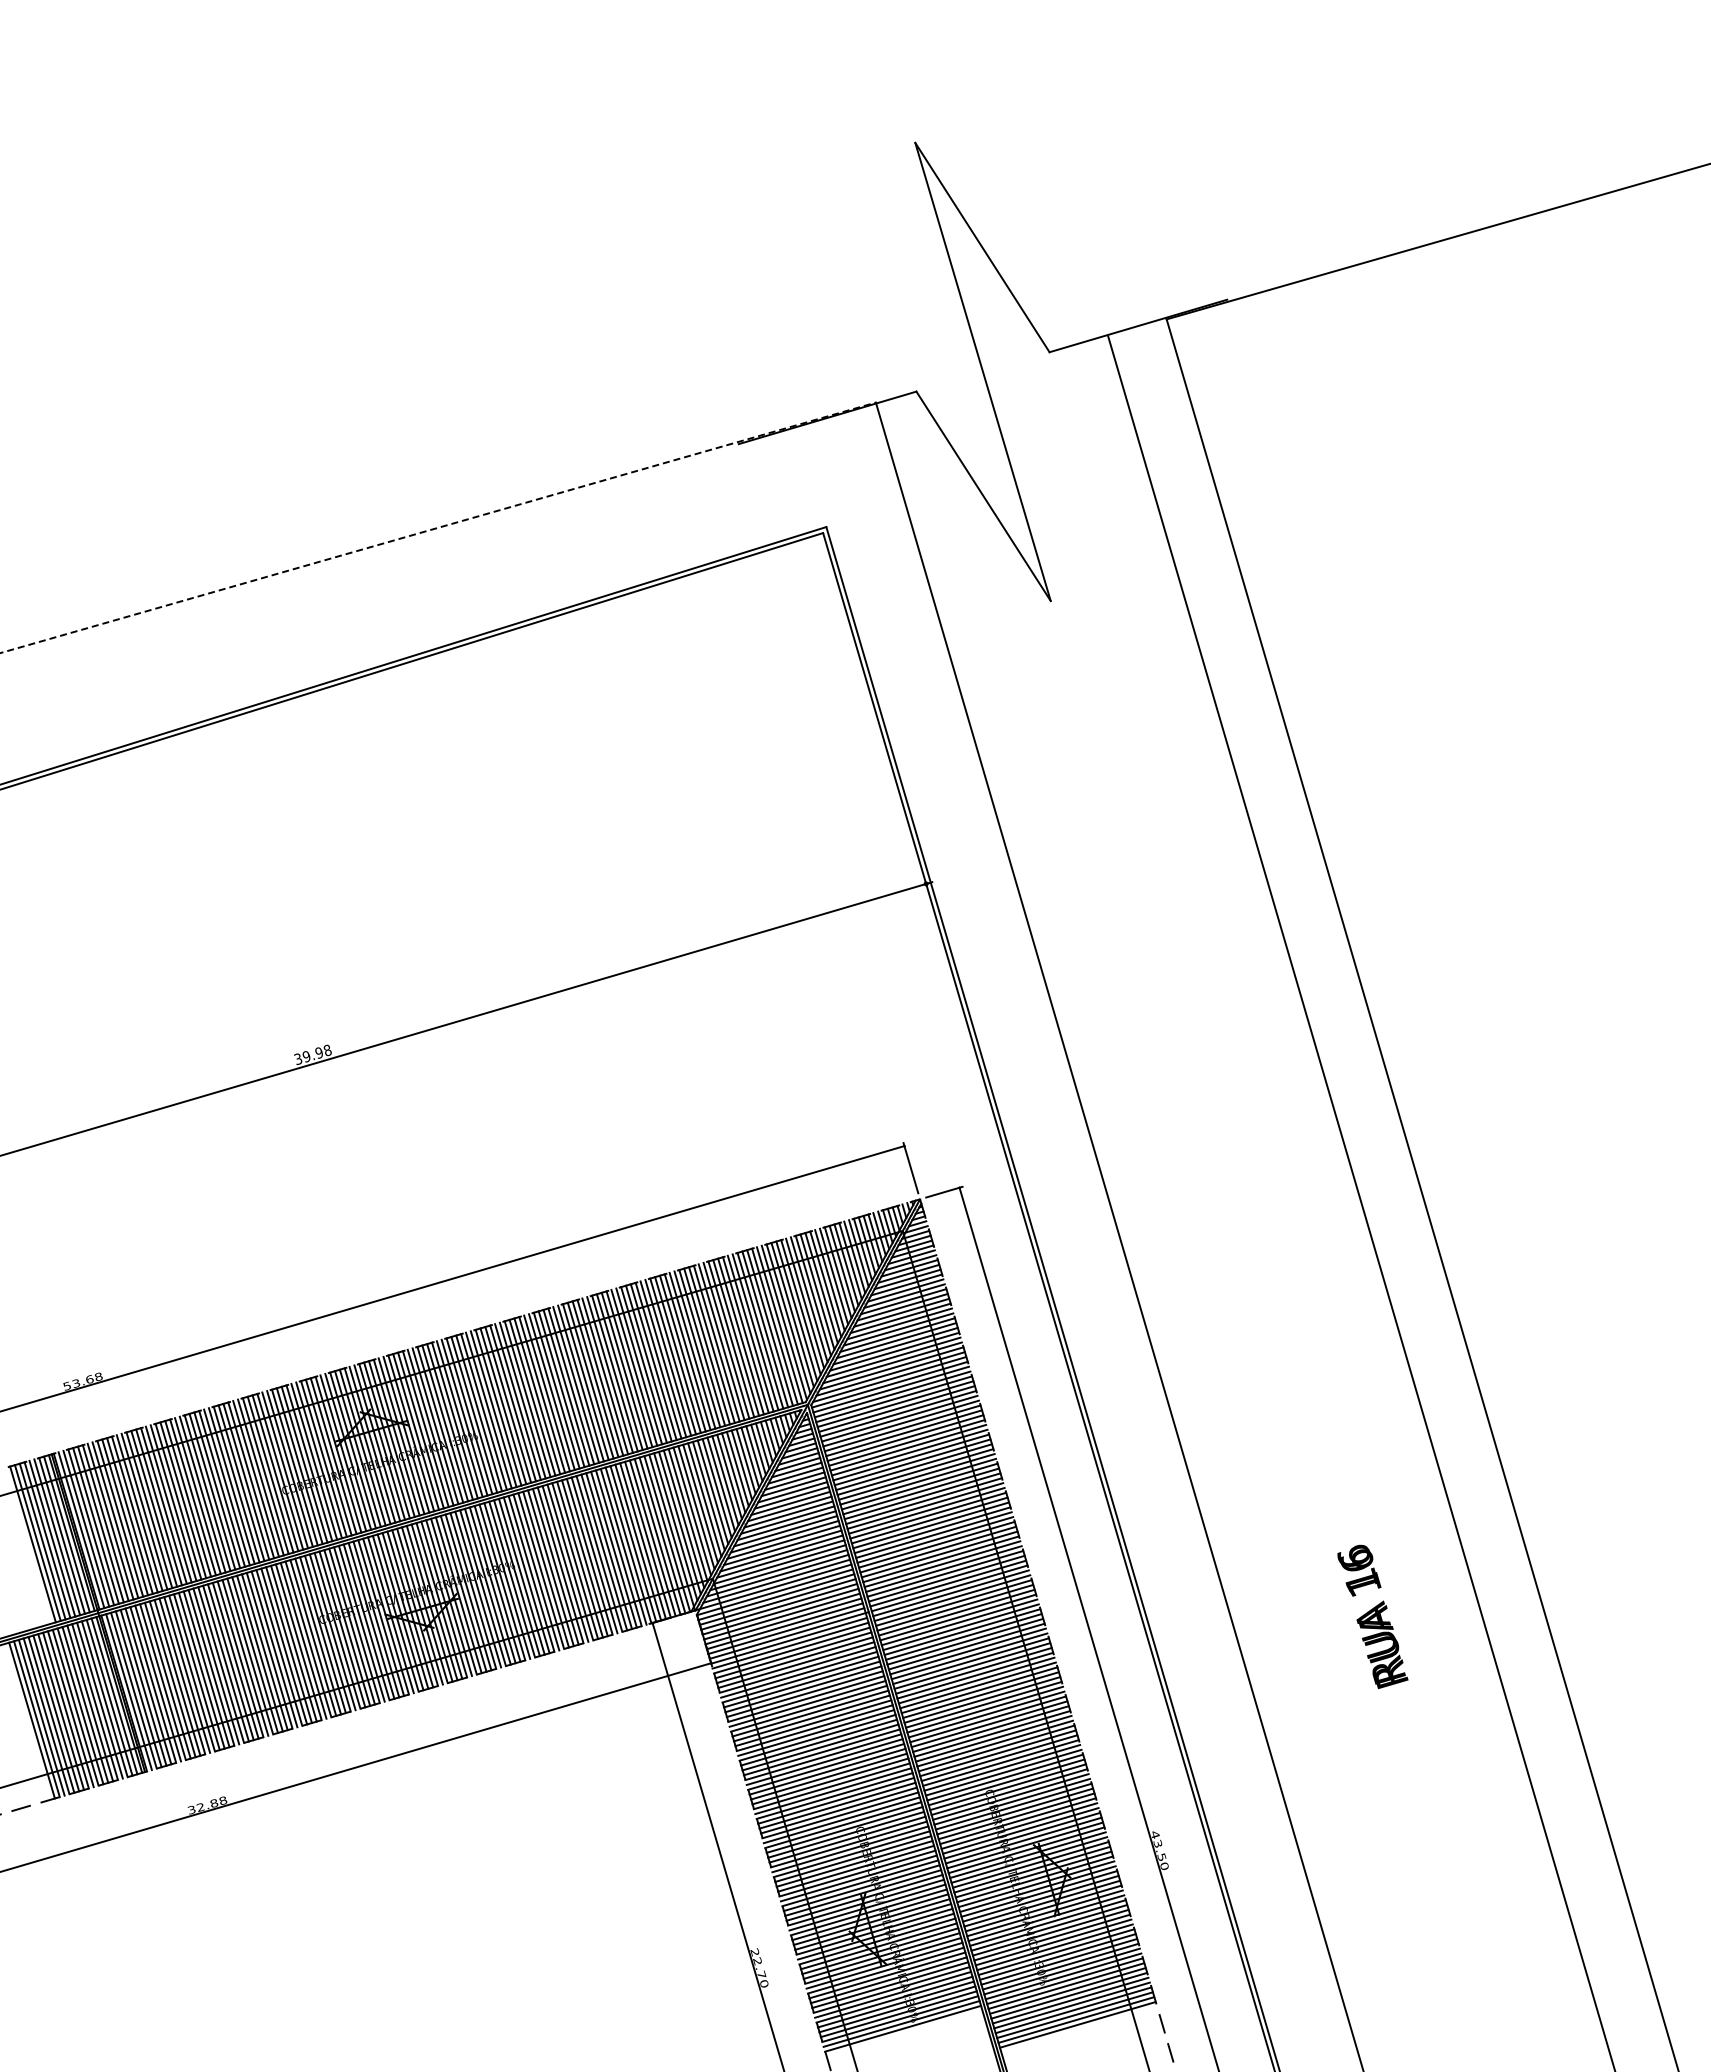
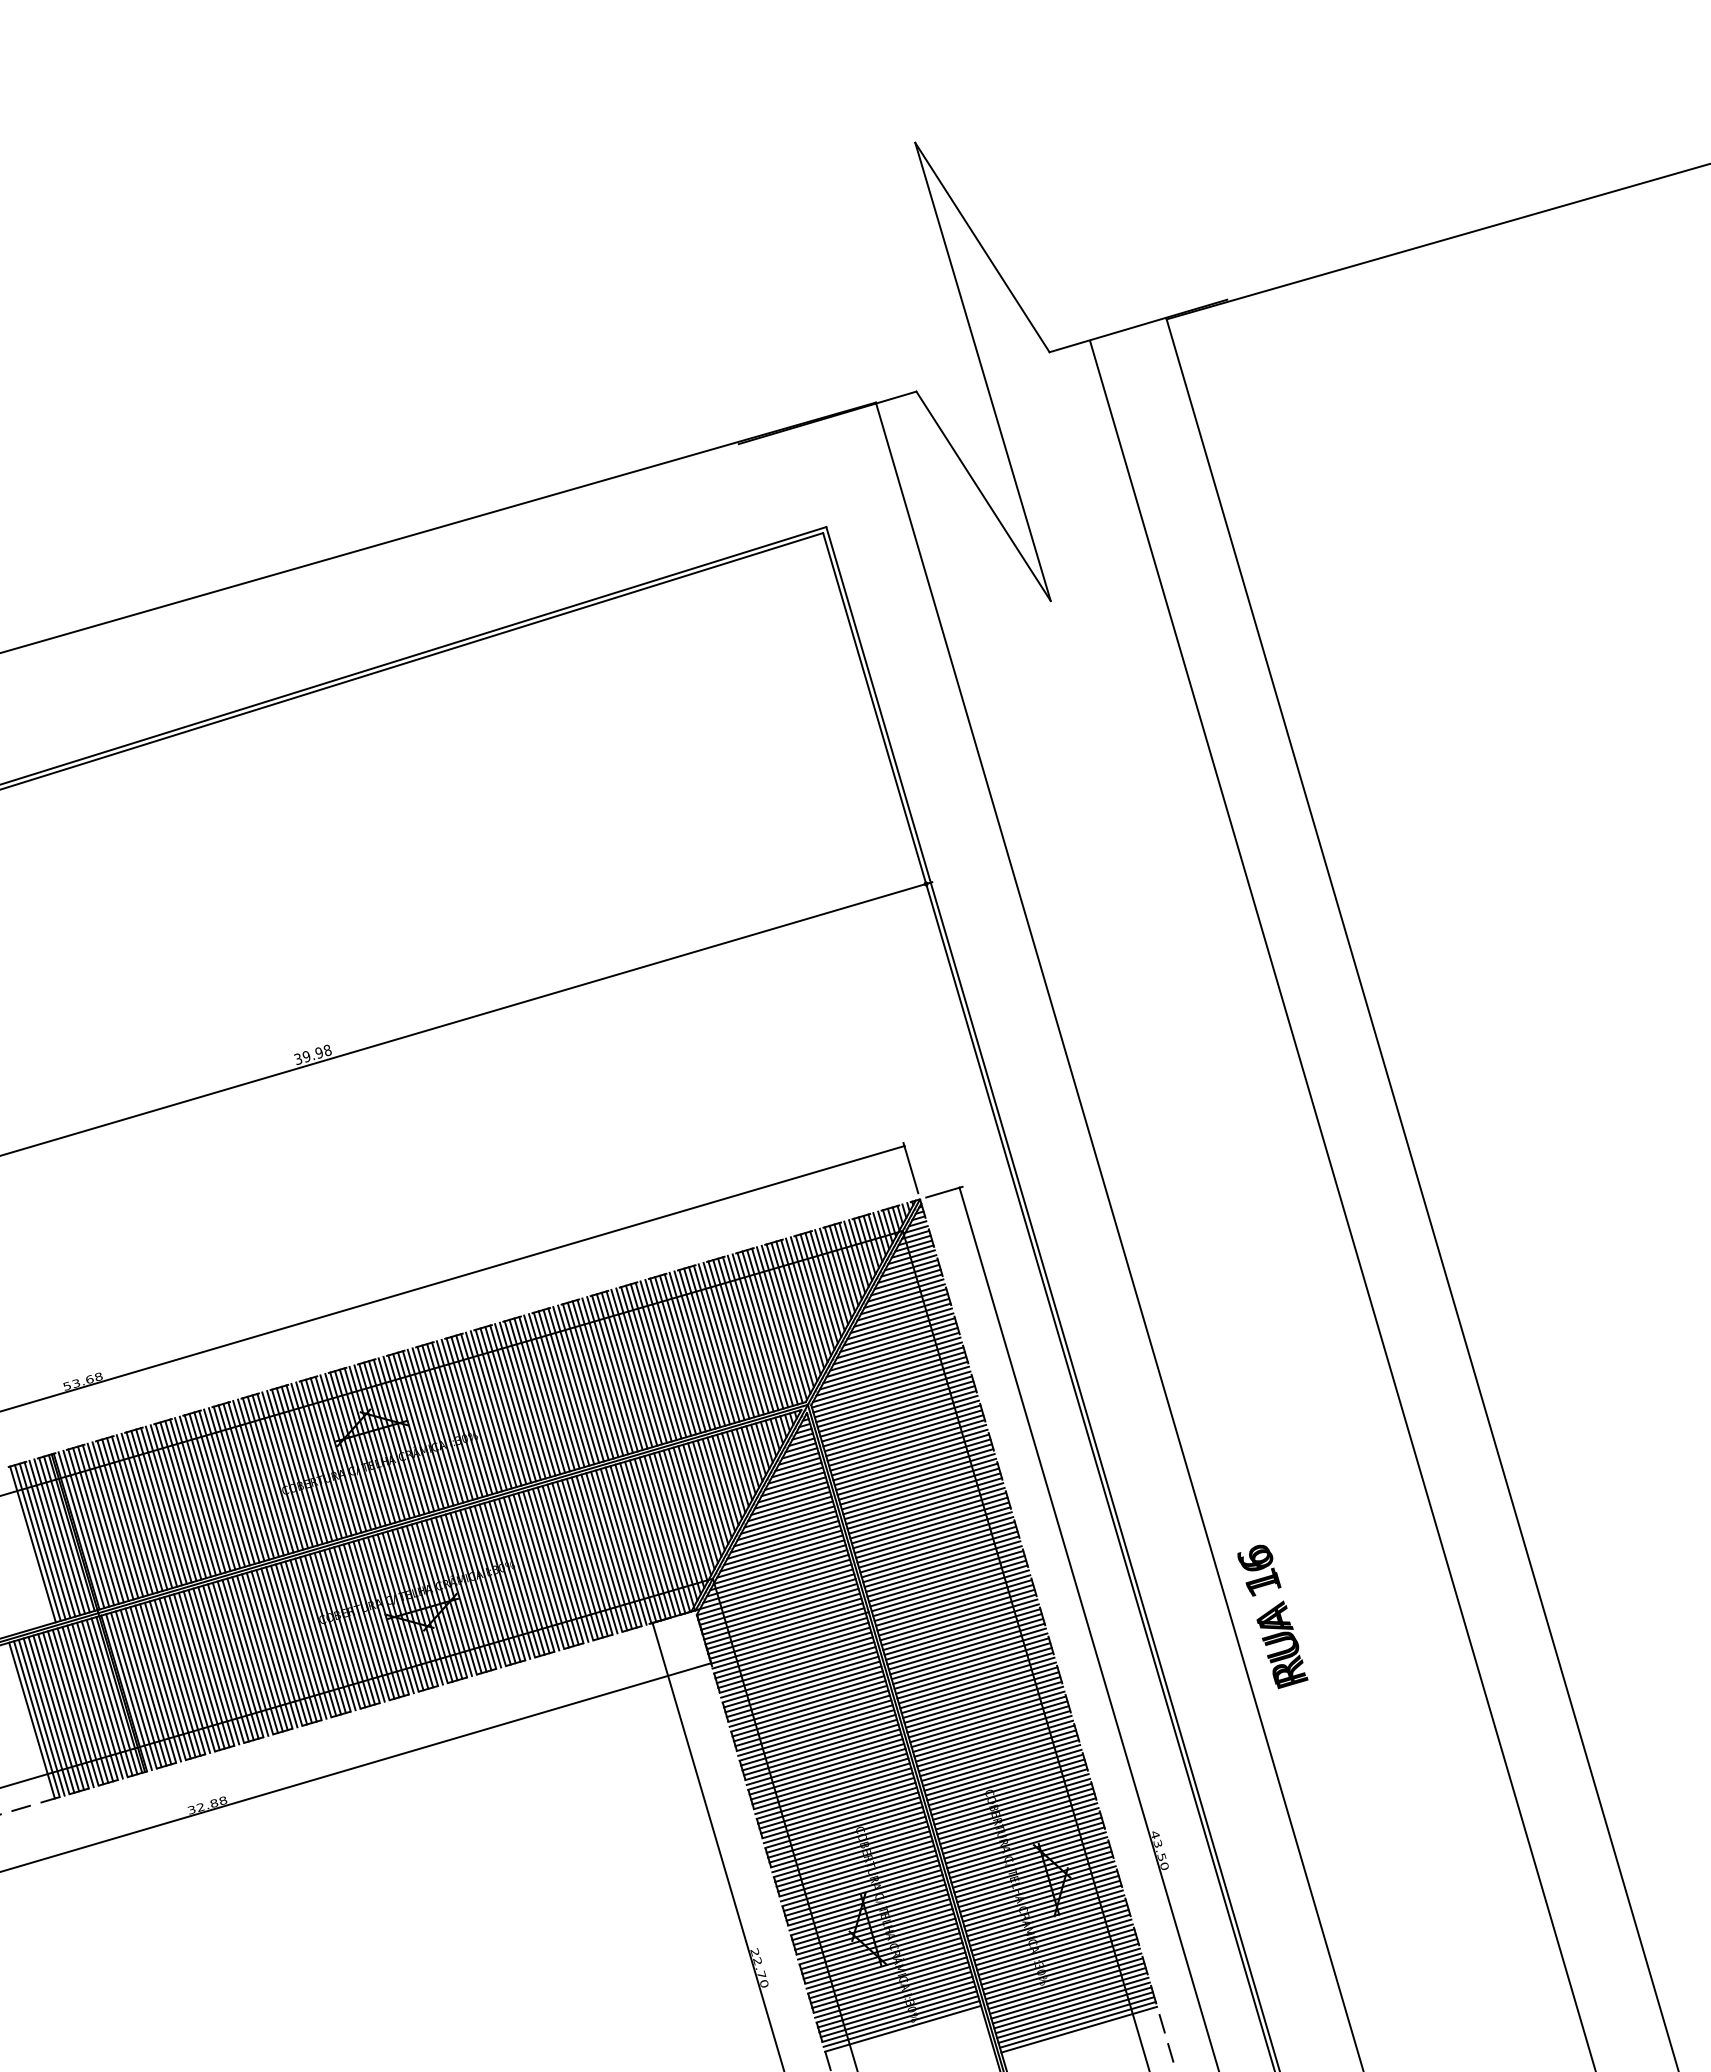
line: dashed -> solid (438, 527)
line position: (1361, 1202) -> (1342, 1204) (1342, 1204)
text position: (1372, 1616) -> (1272, 1616) (1272, 1616)
line: none -> present (1079, 2029)
